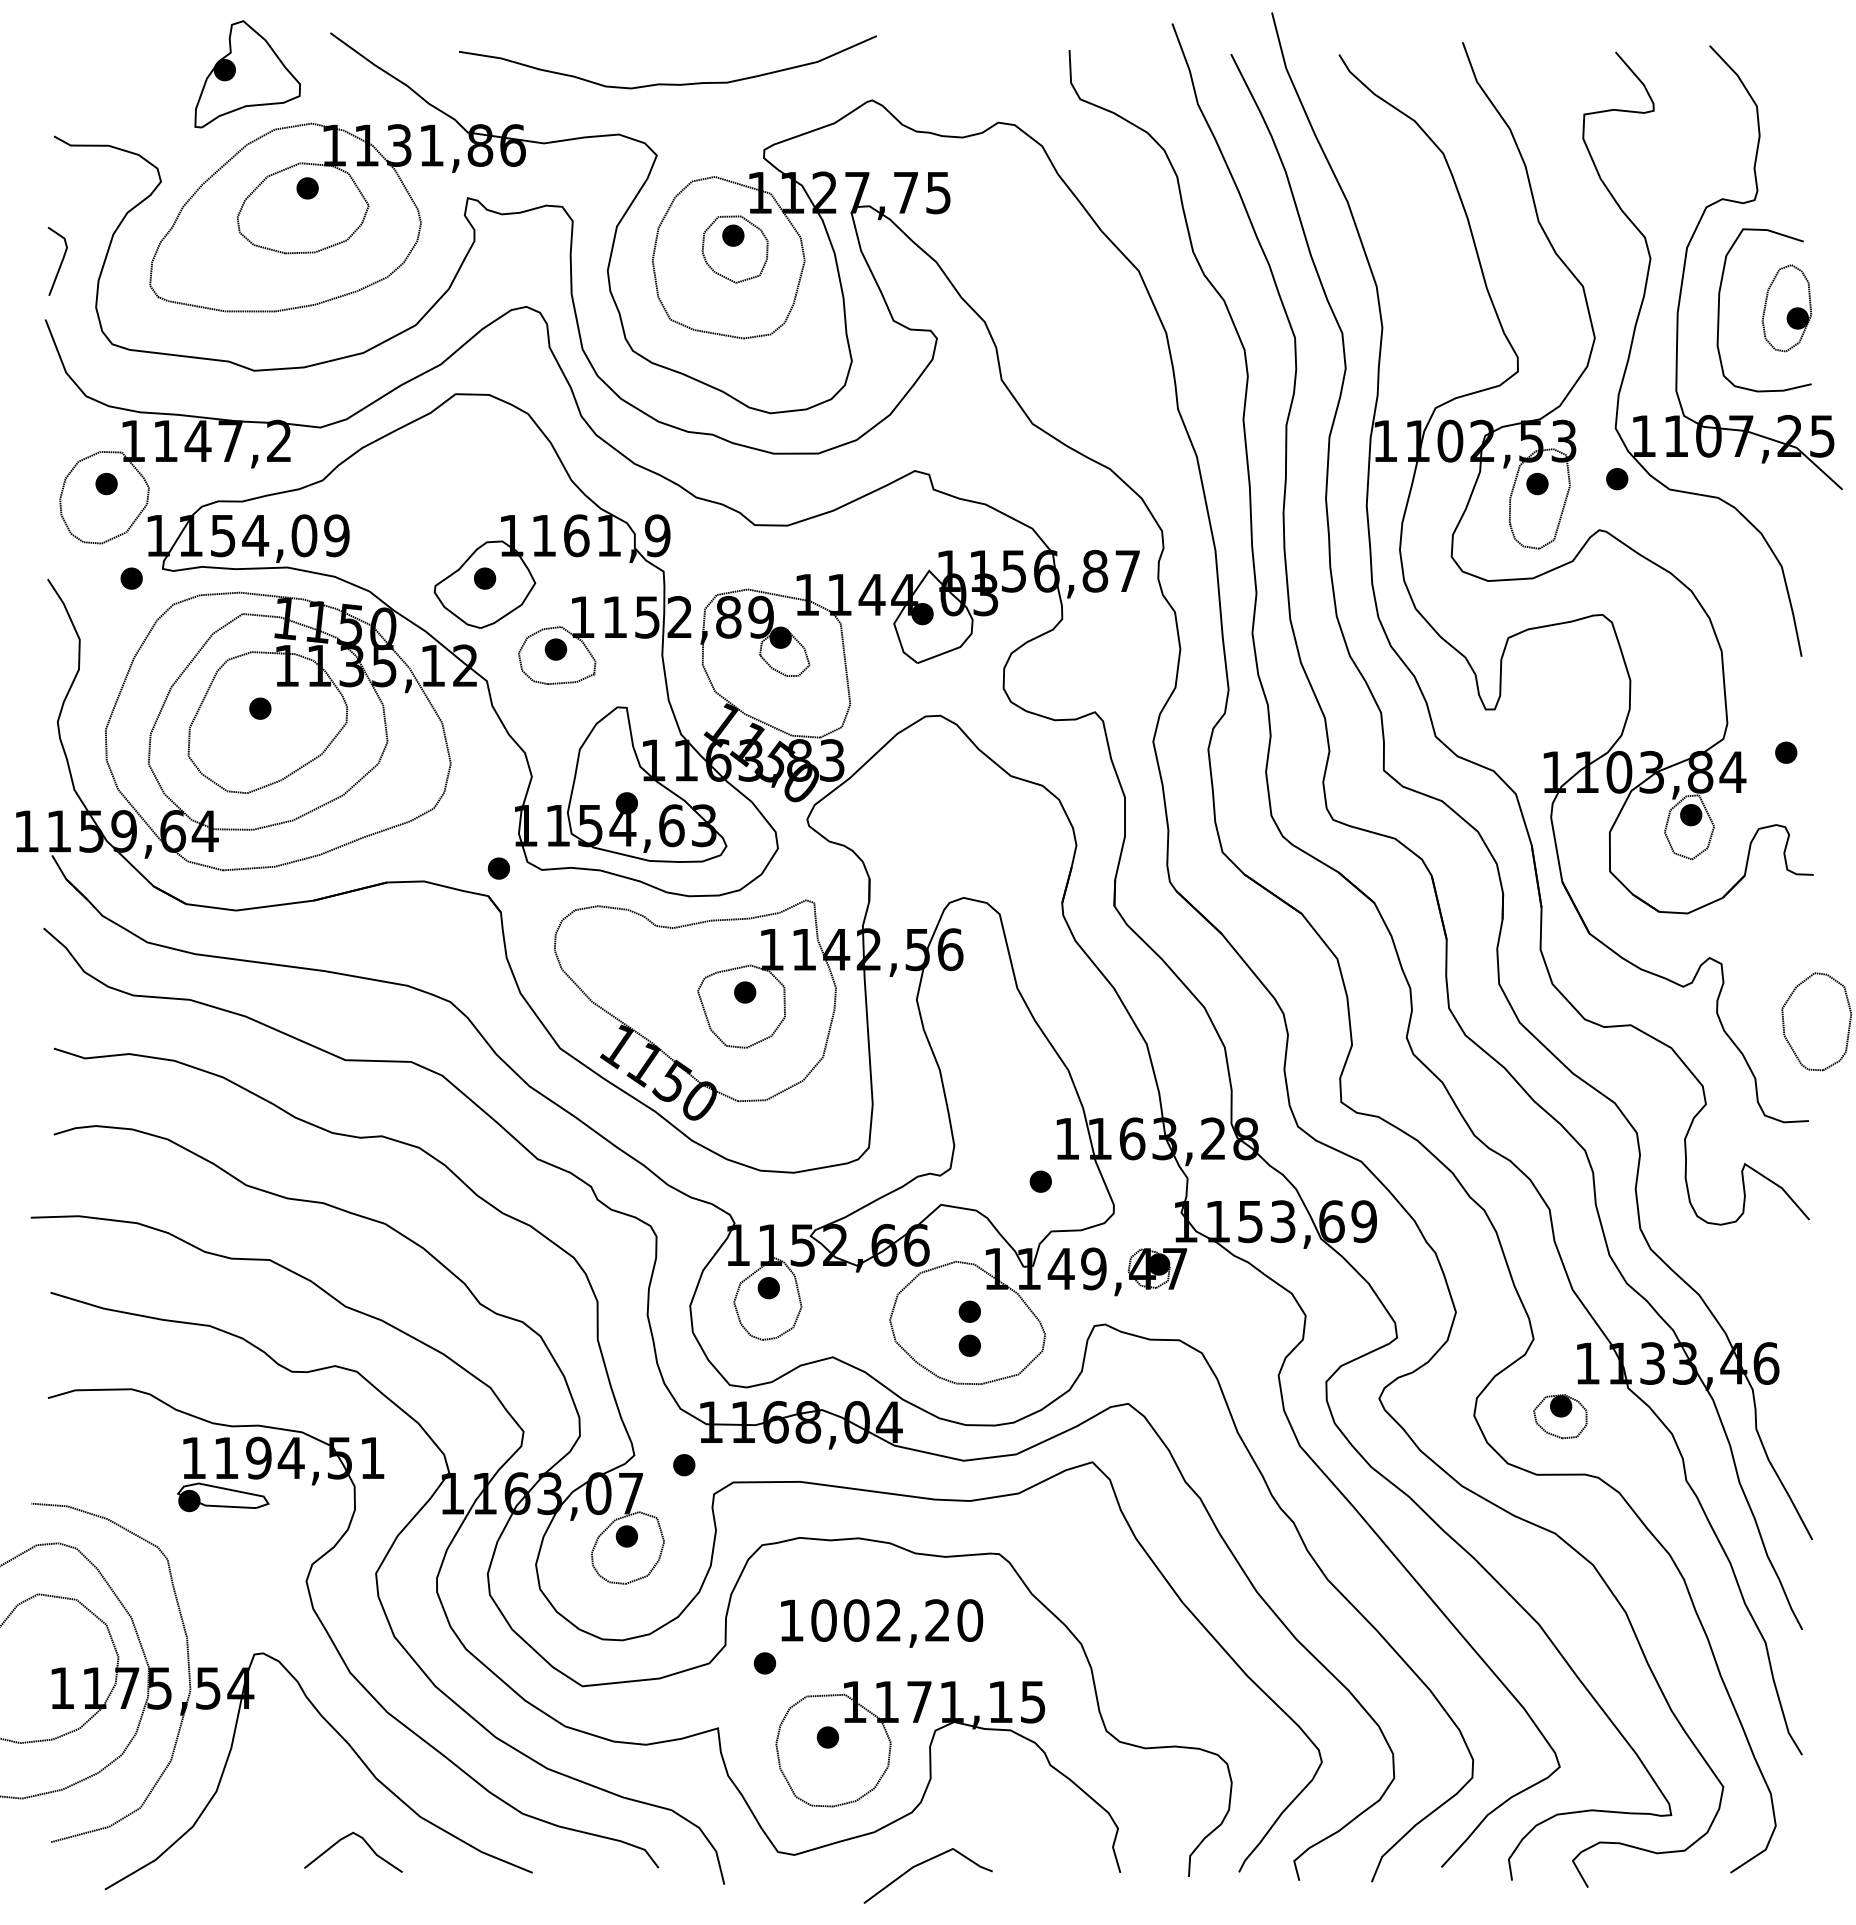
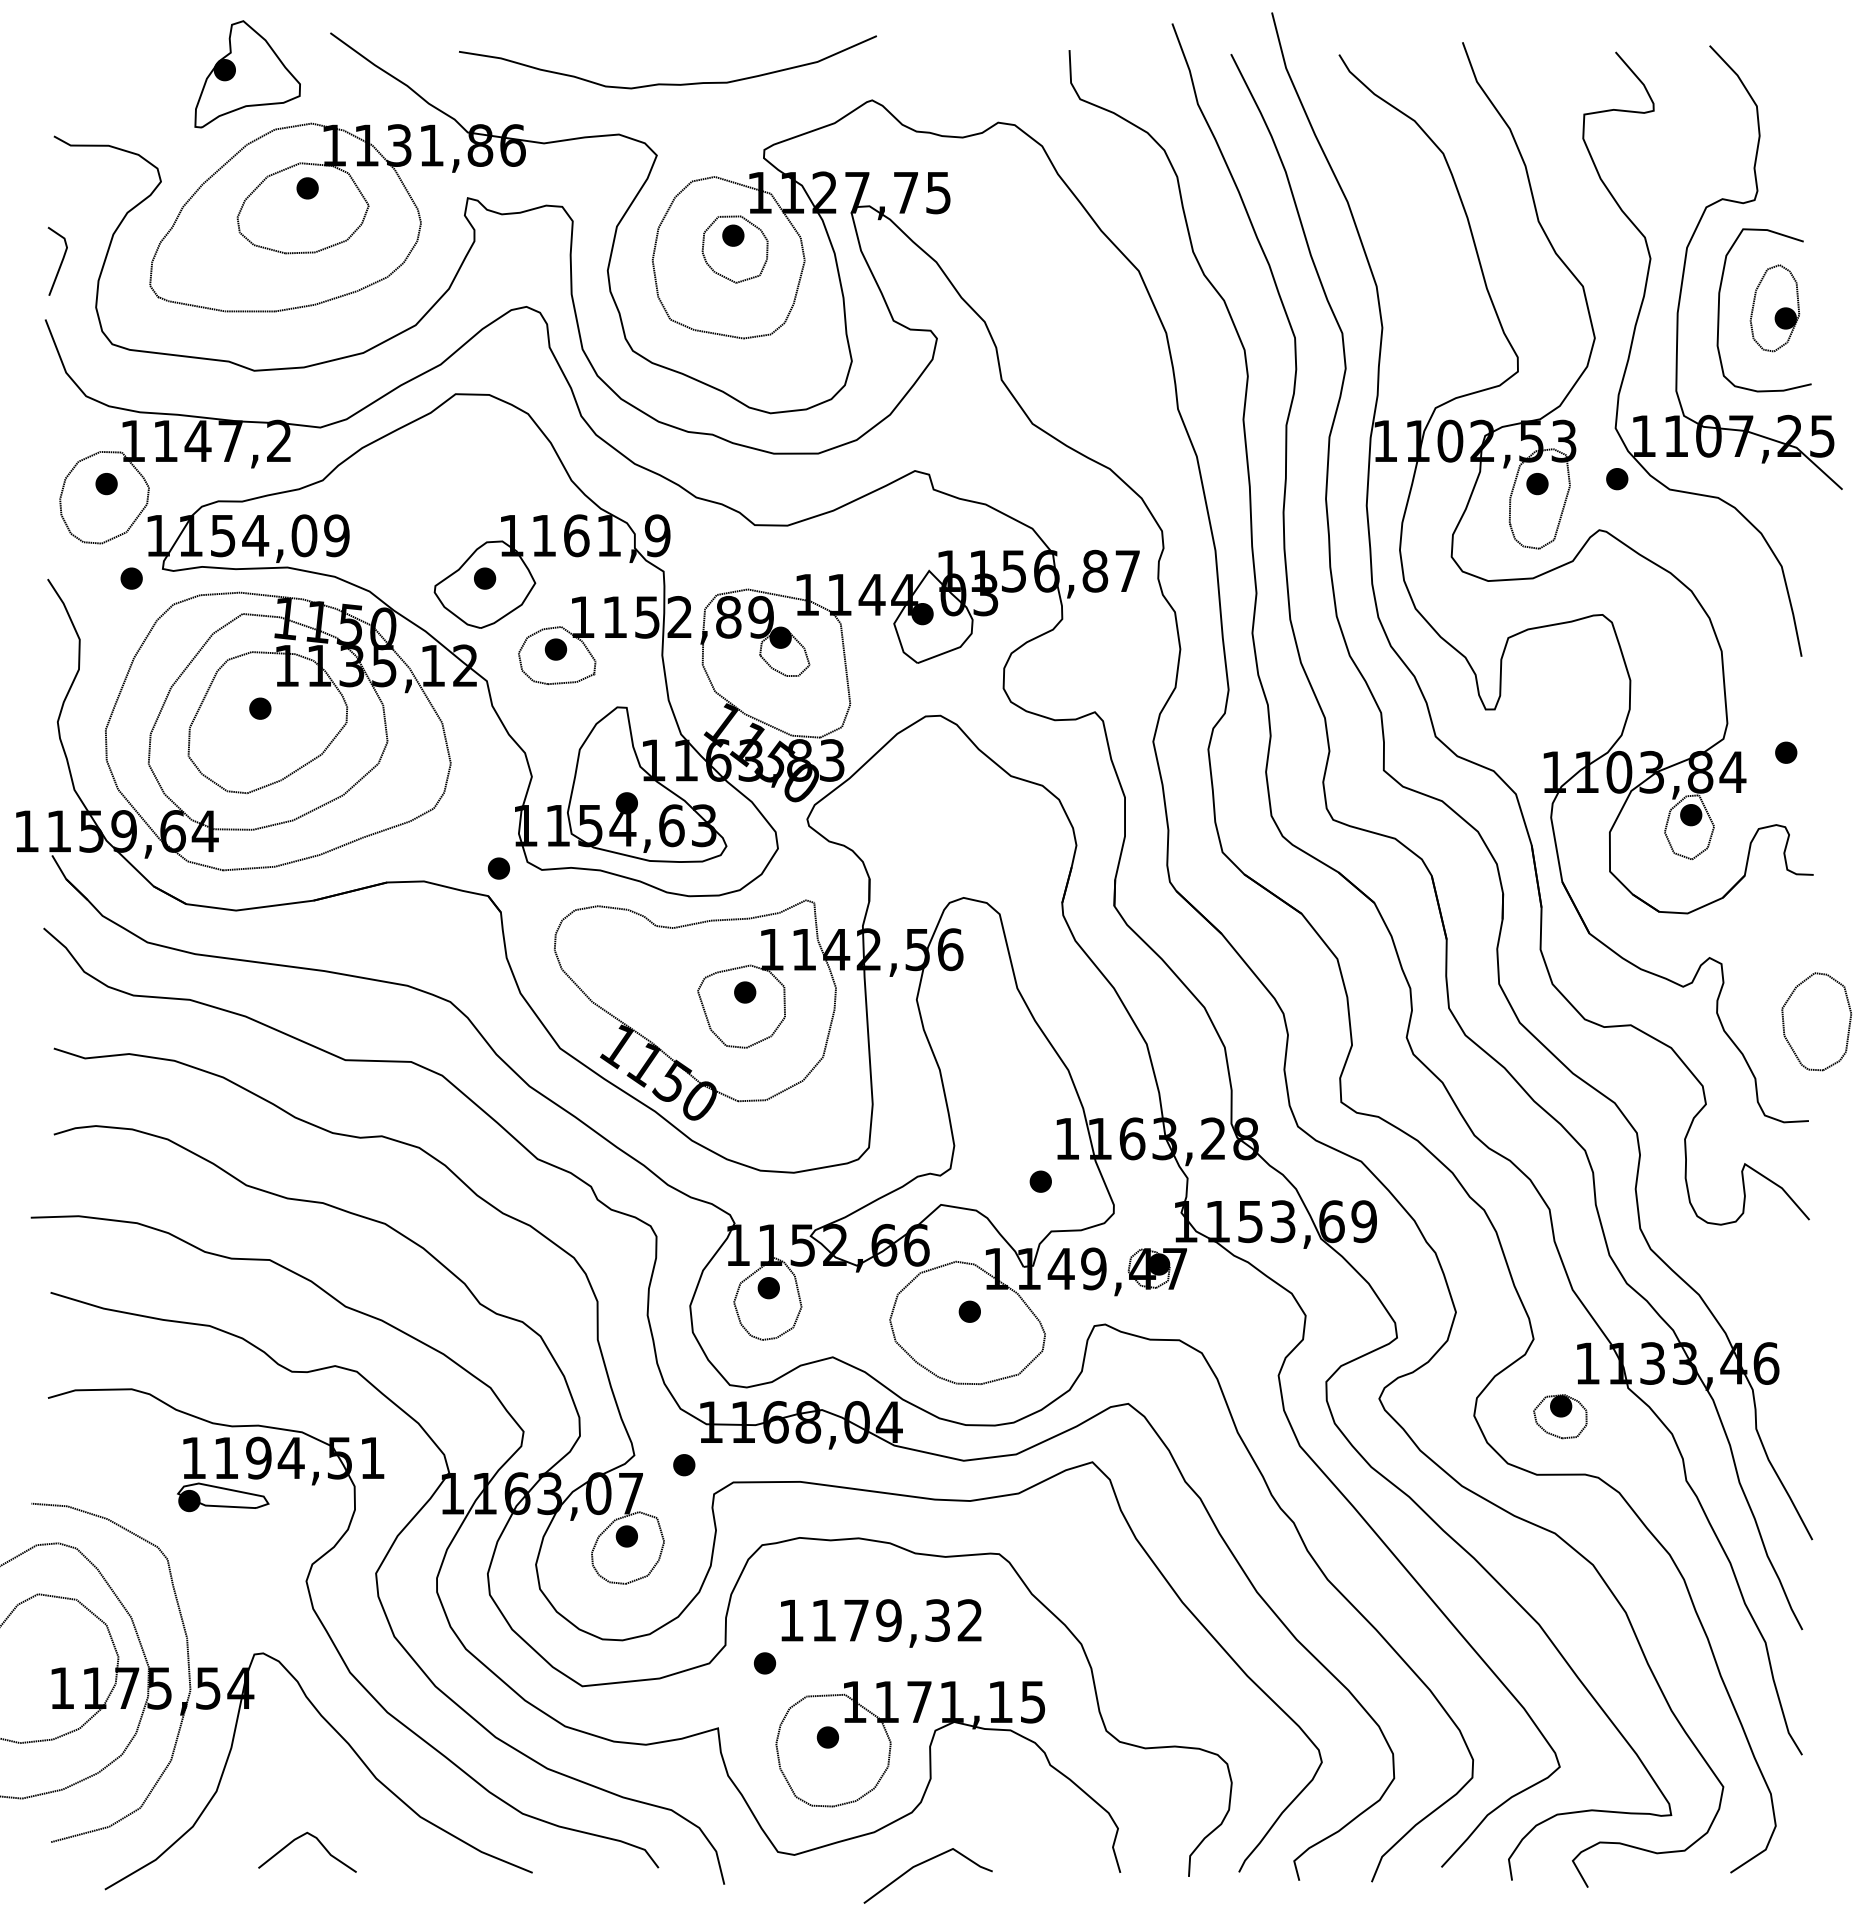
part position: (1786, 308) -> (1774, 308) (1774, 308)
part: present -> none (969, 1345)
text: 1002,20 -> 1179,32 (897, 1620)
curve position: (365, 1843) -> (319, 1843) (319, 1843)
